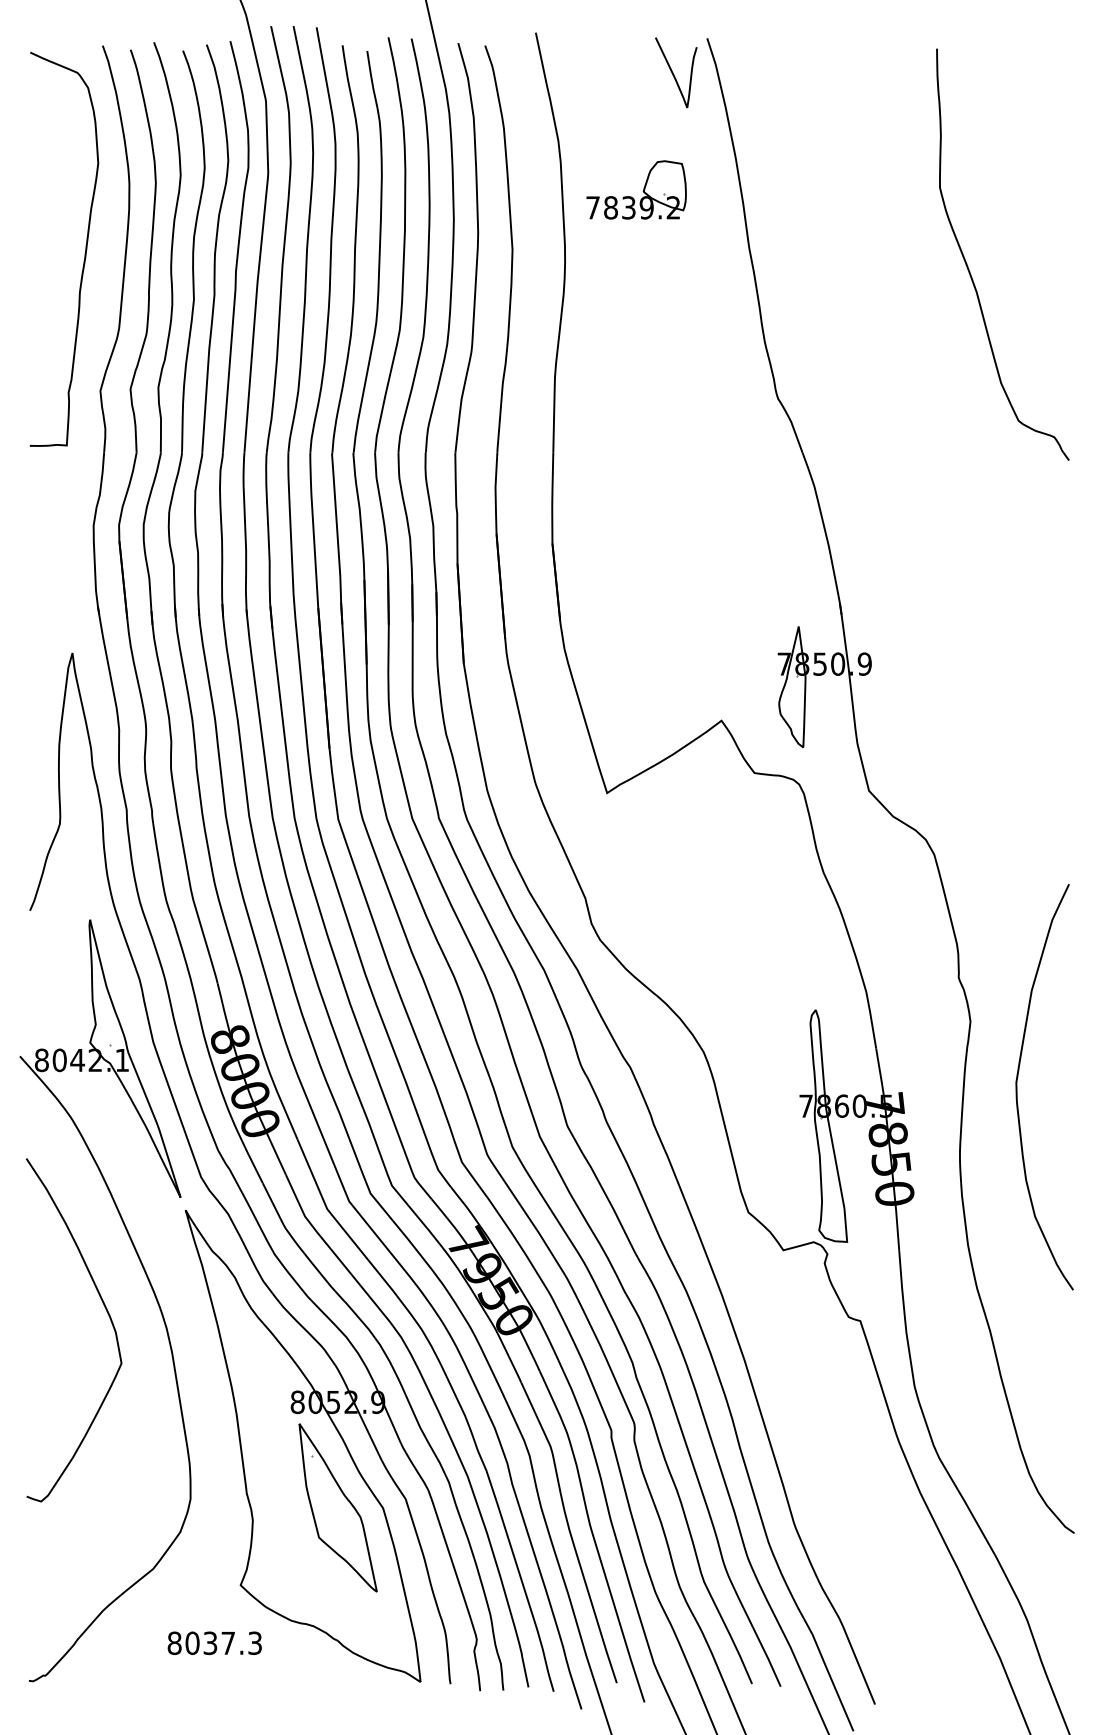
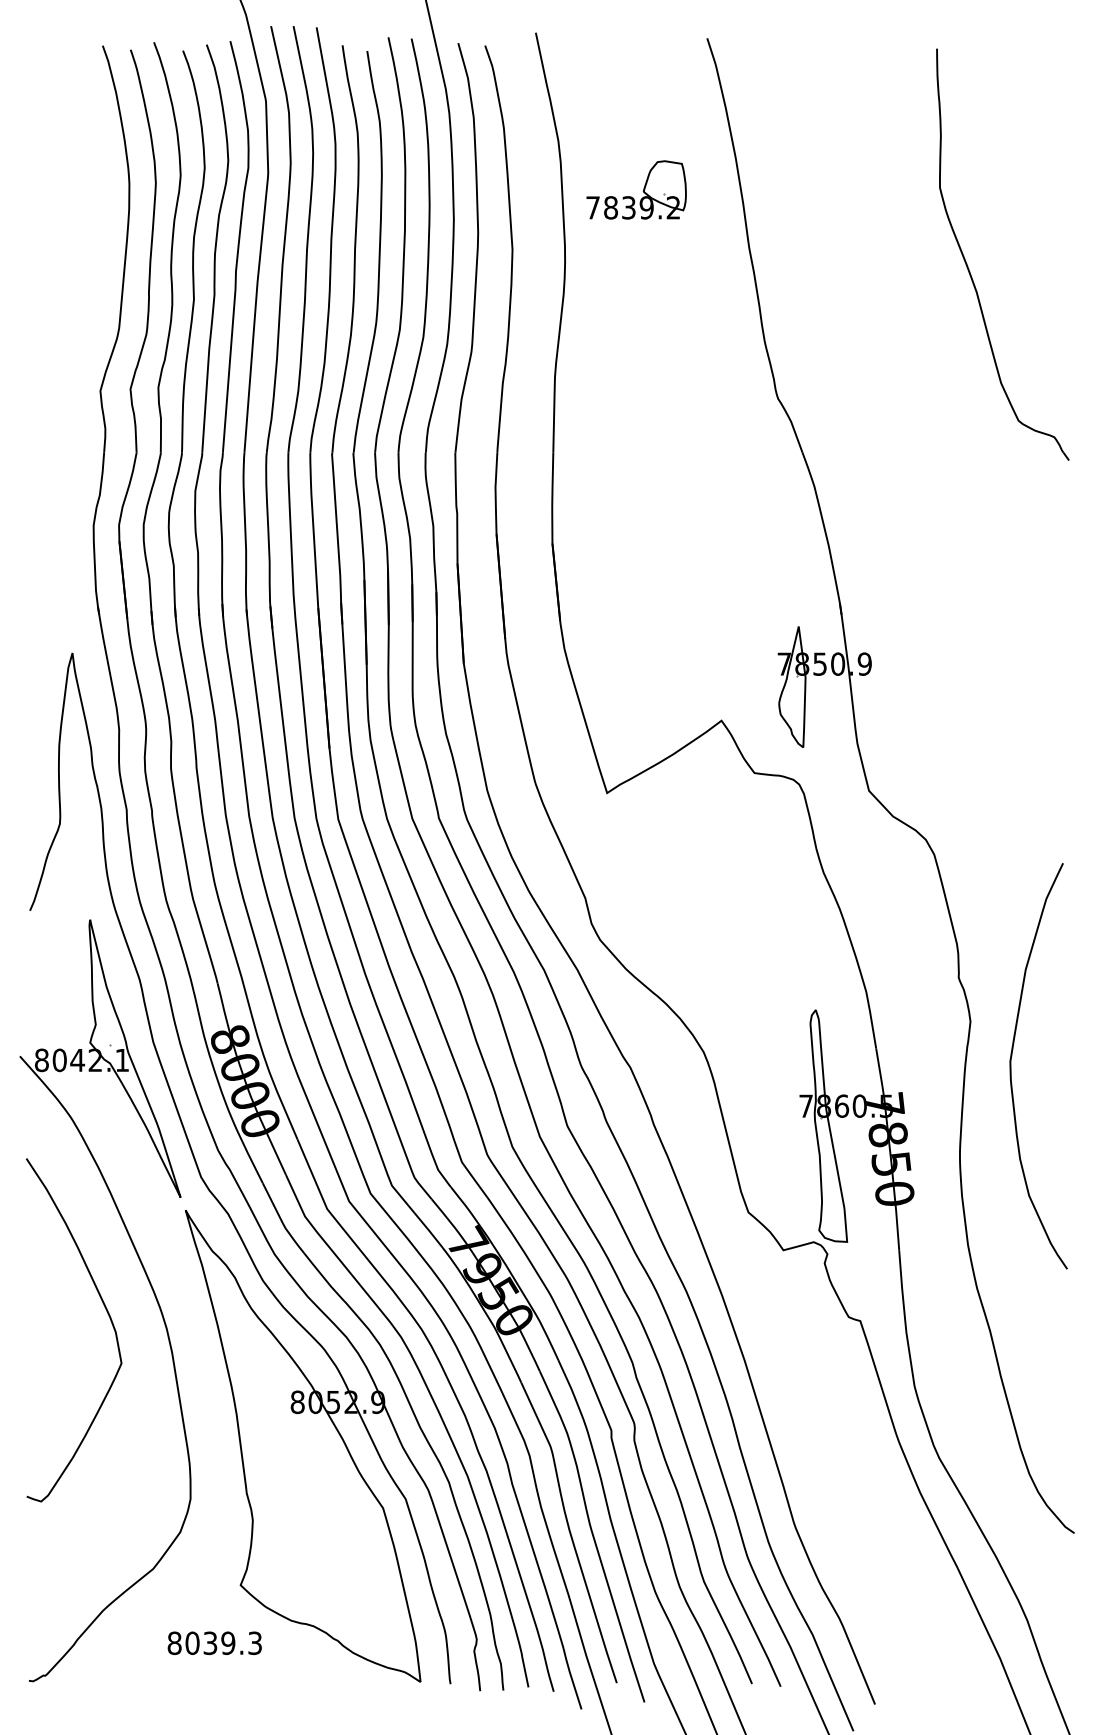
curve: present -> none (674, 74)
curve: present -> none (84, 253)
curve position: (1017, 1087) -> (1011, 1066) (1011, 1066)
part: present -> none (337, 1507)
text: 8037.3 -> 8039.3 (228, 1643)
